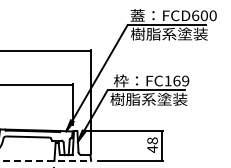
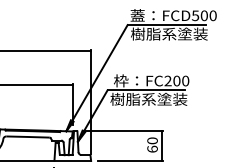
text: FCD600 -> FCD500 (195, 15)
text: FC169 -> FC200 (176, 80)
text: 48 -> 60 (152, 145)
line: dashed -> solid (46, 160)
